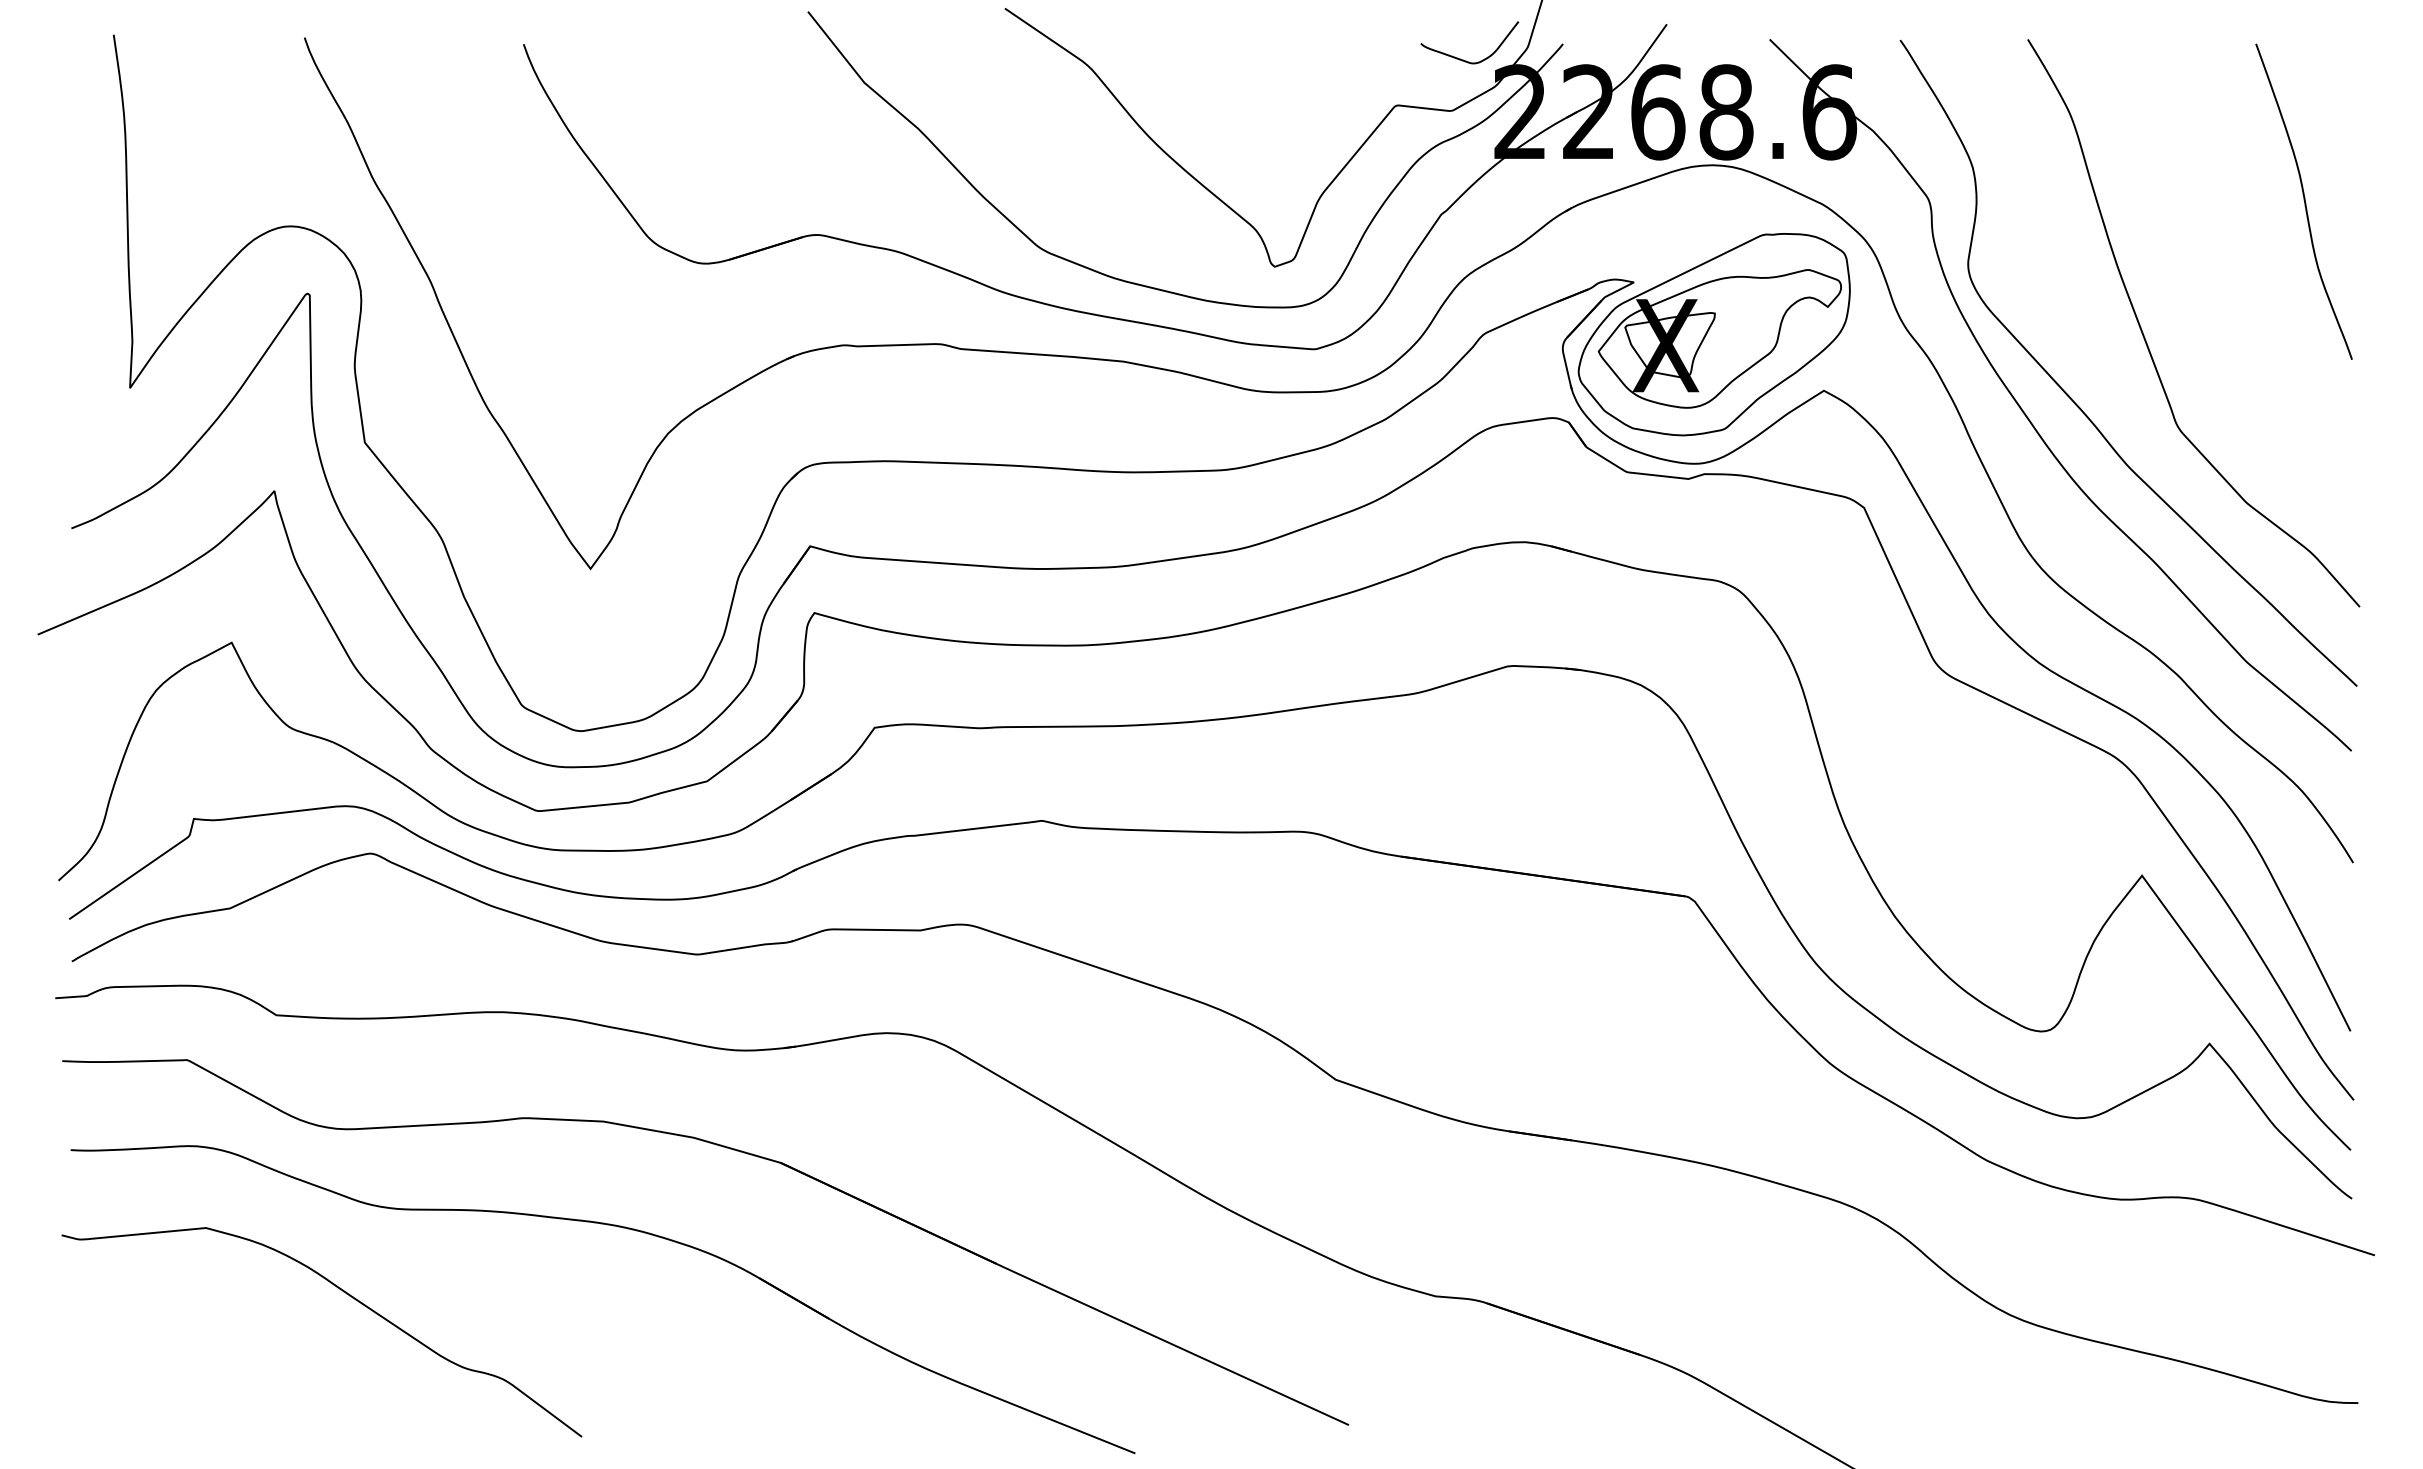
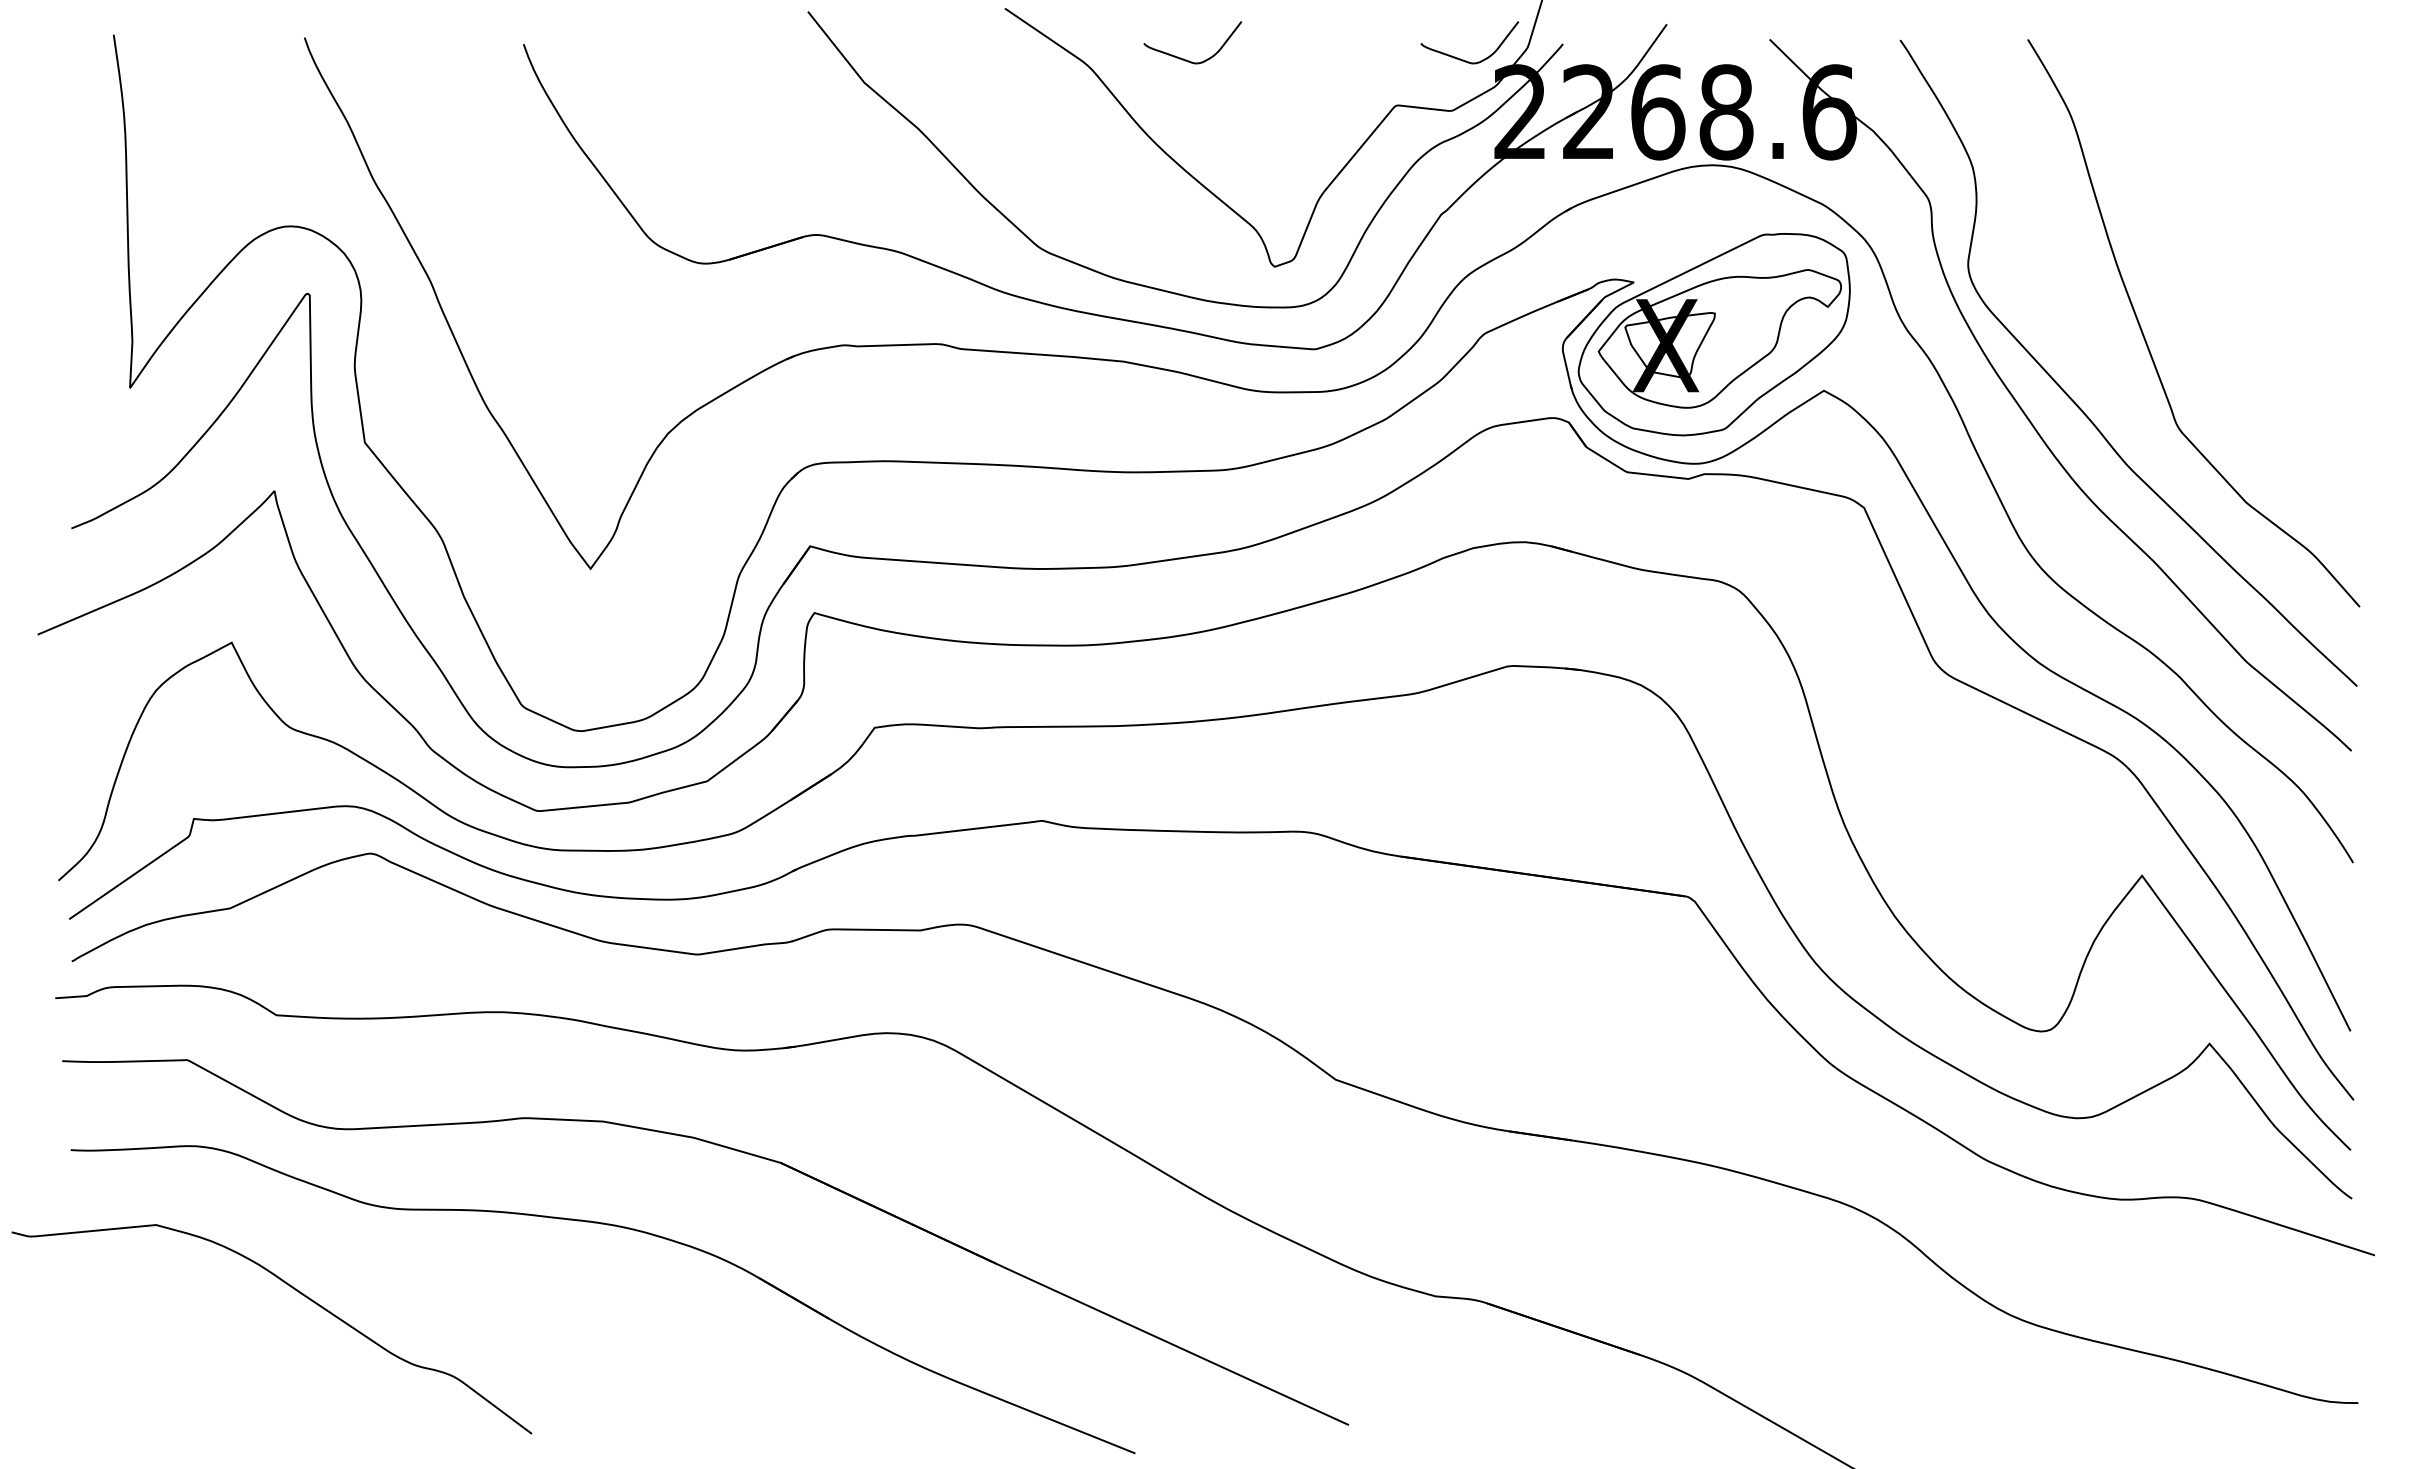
curve: none -> present (1186, 59)
curve: present -> none (2303, 200)
curve position: (346, 1294) -> (296, 1291) (296, 1291)
